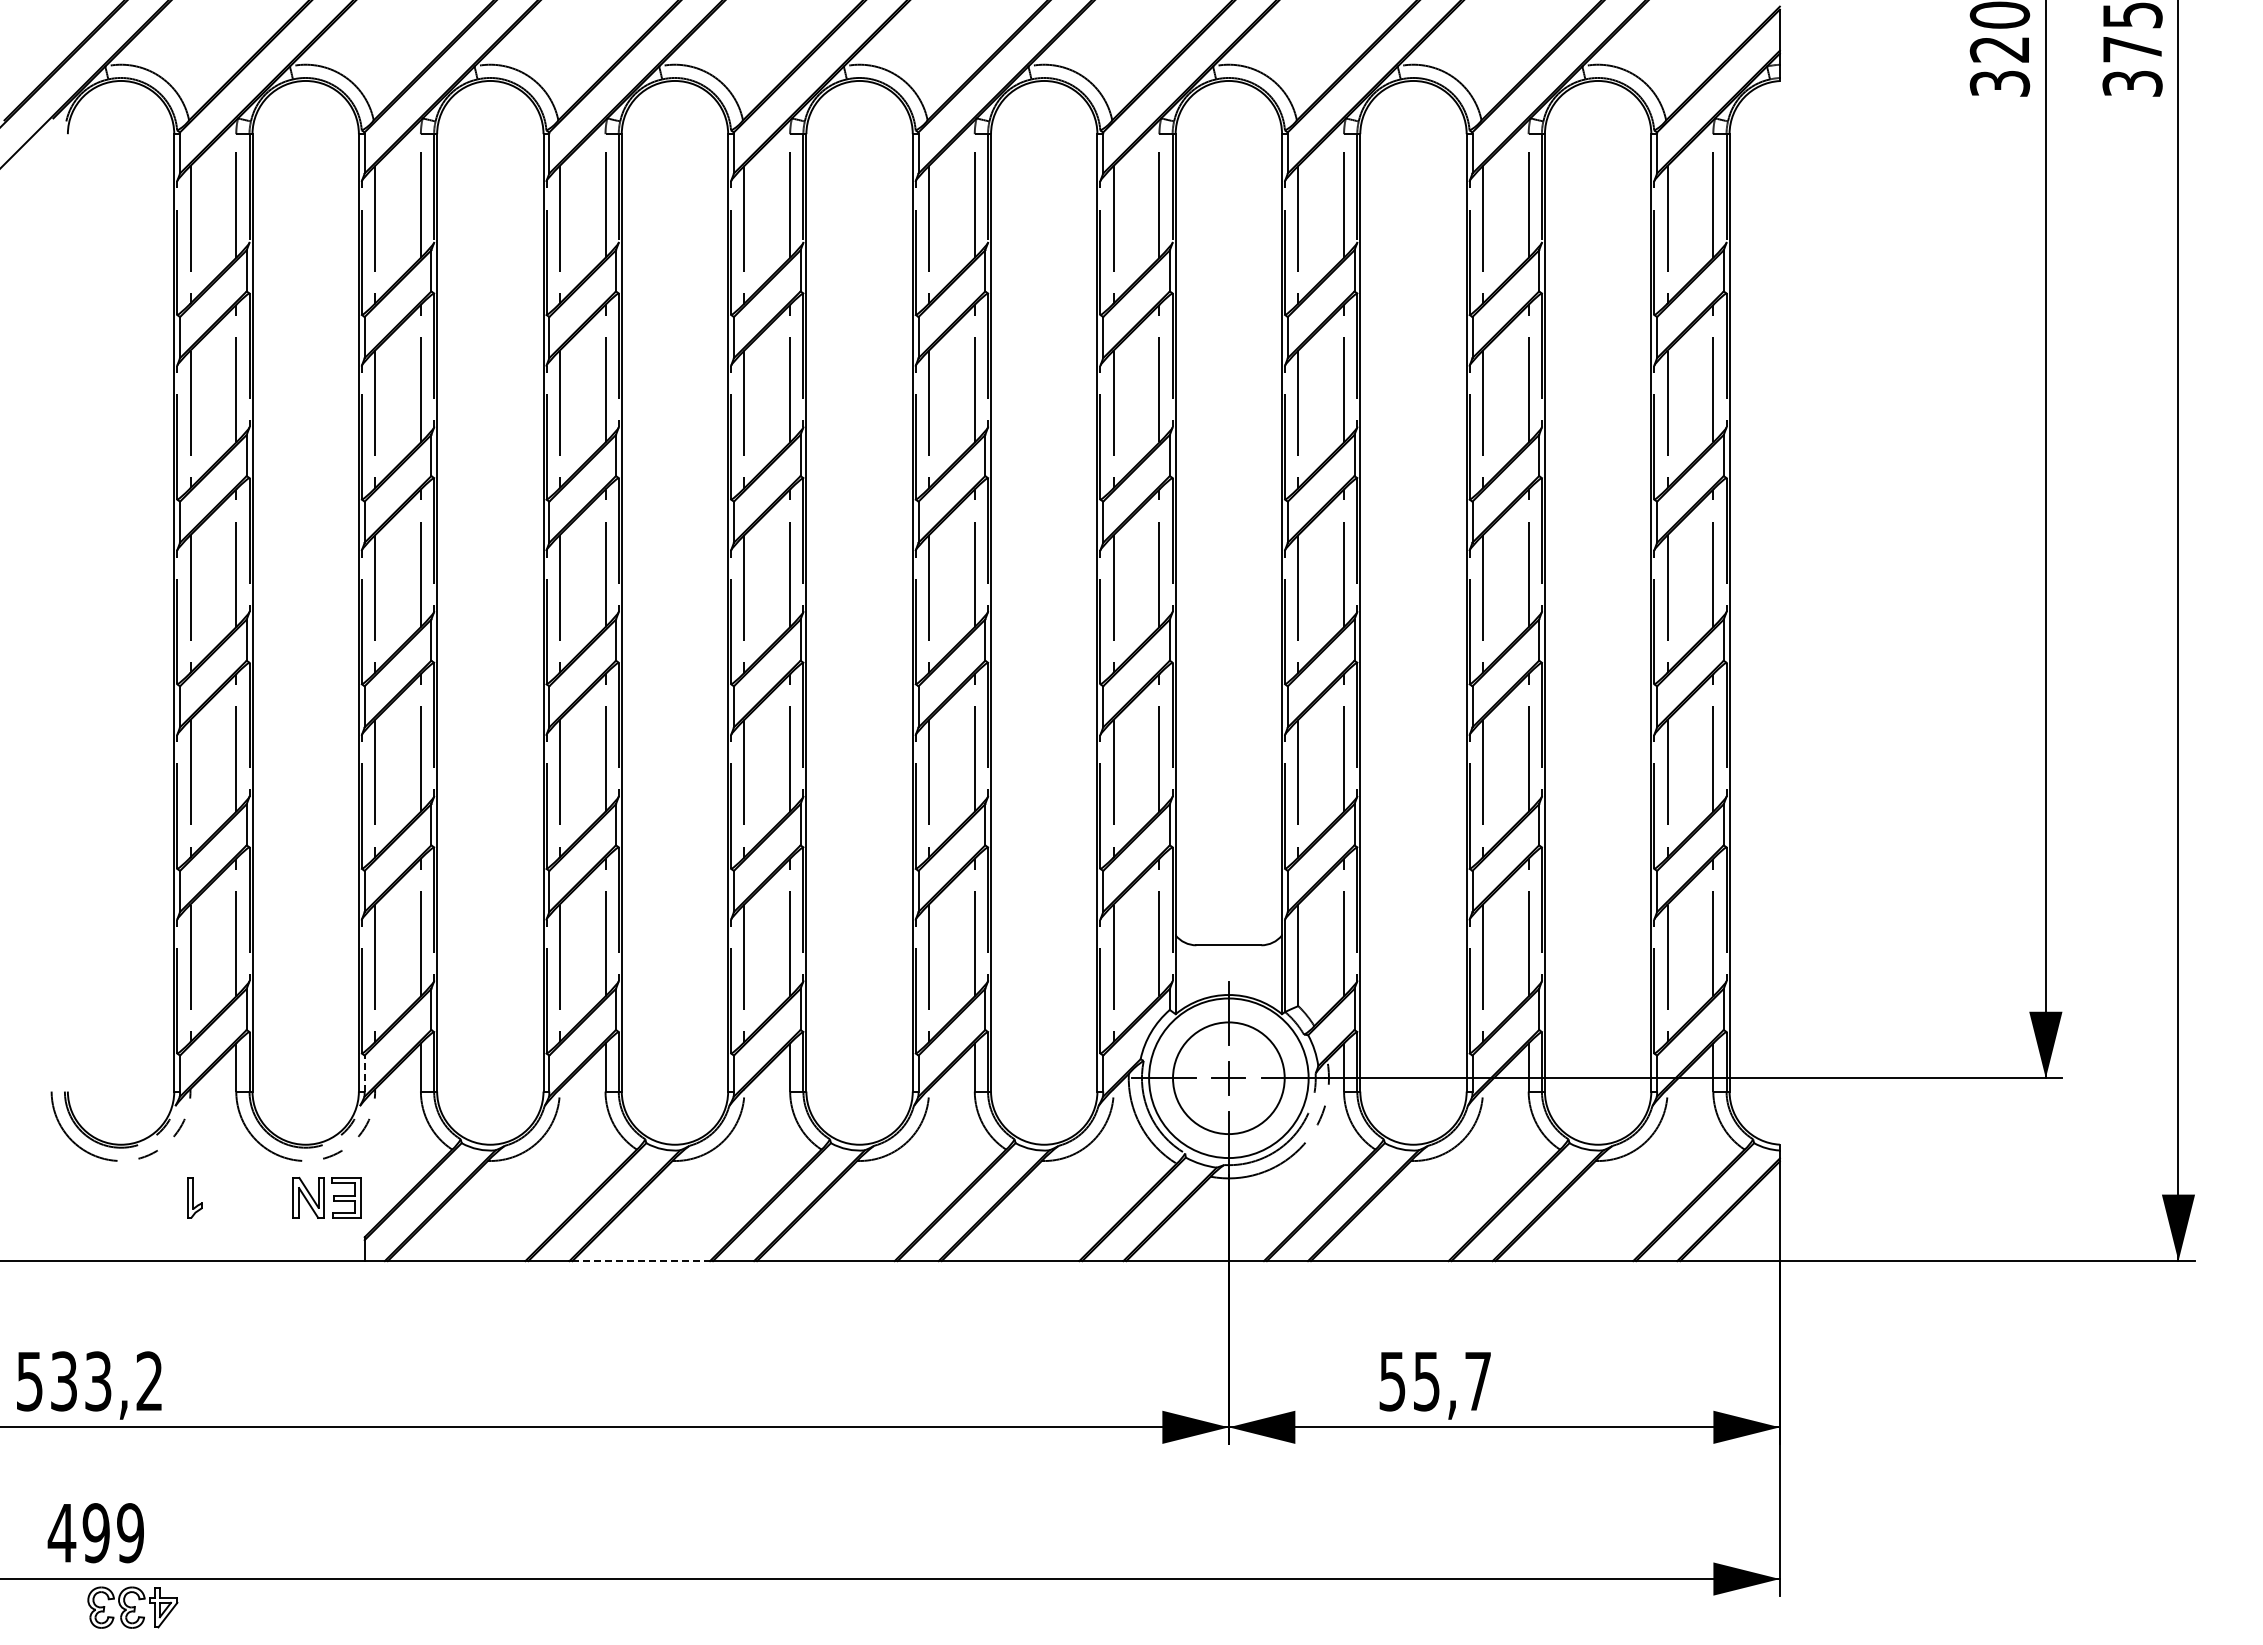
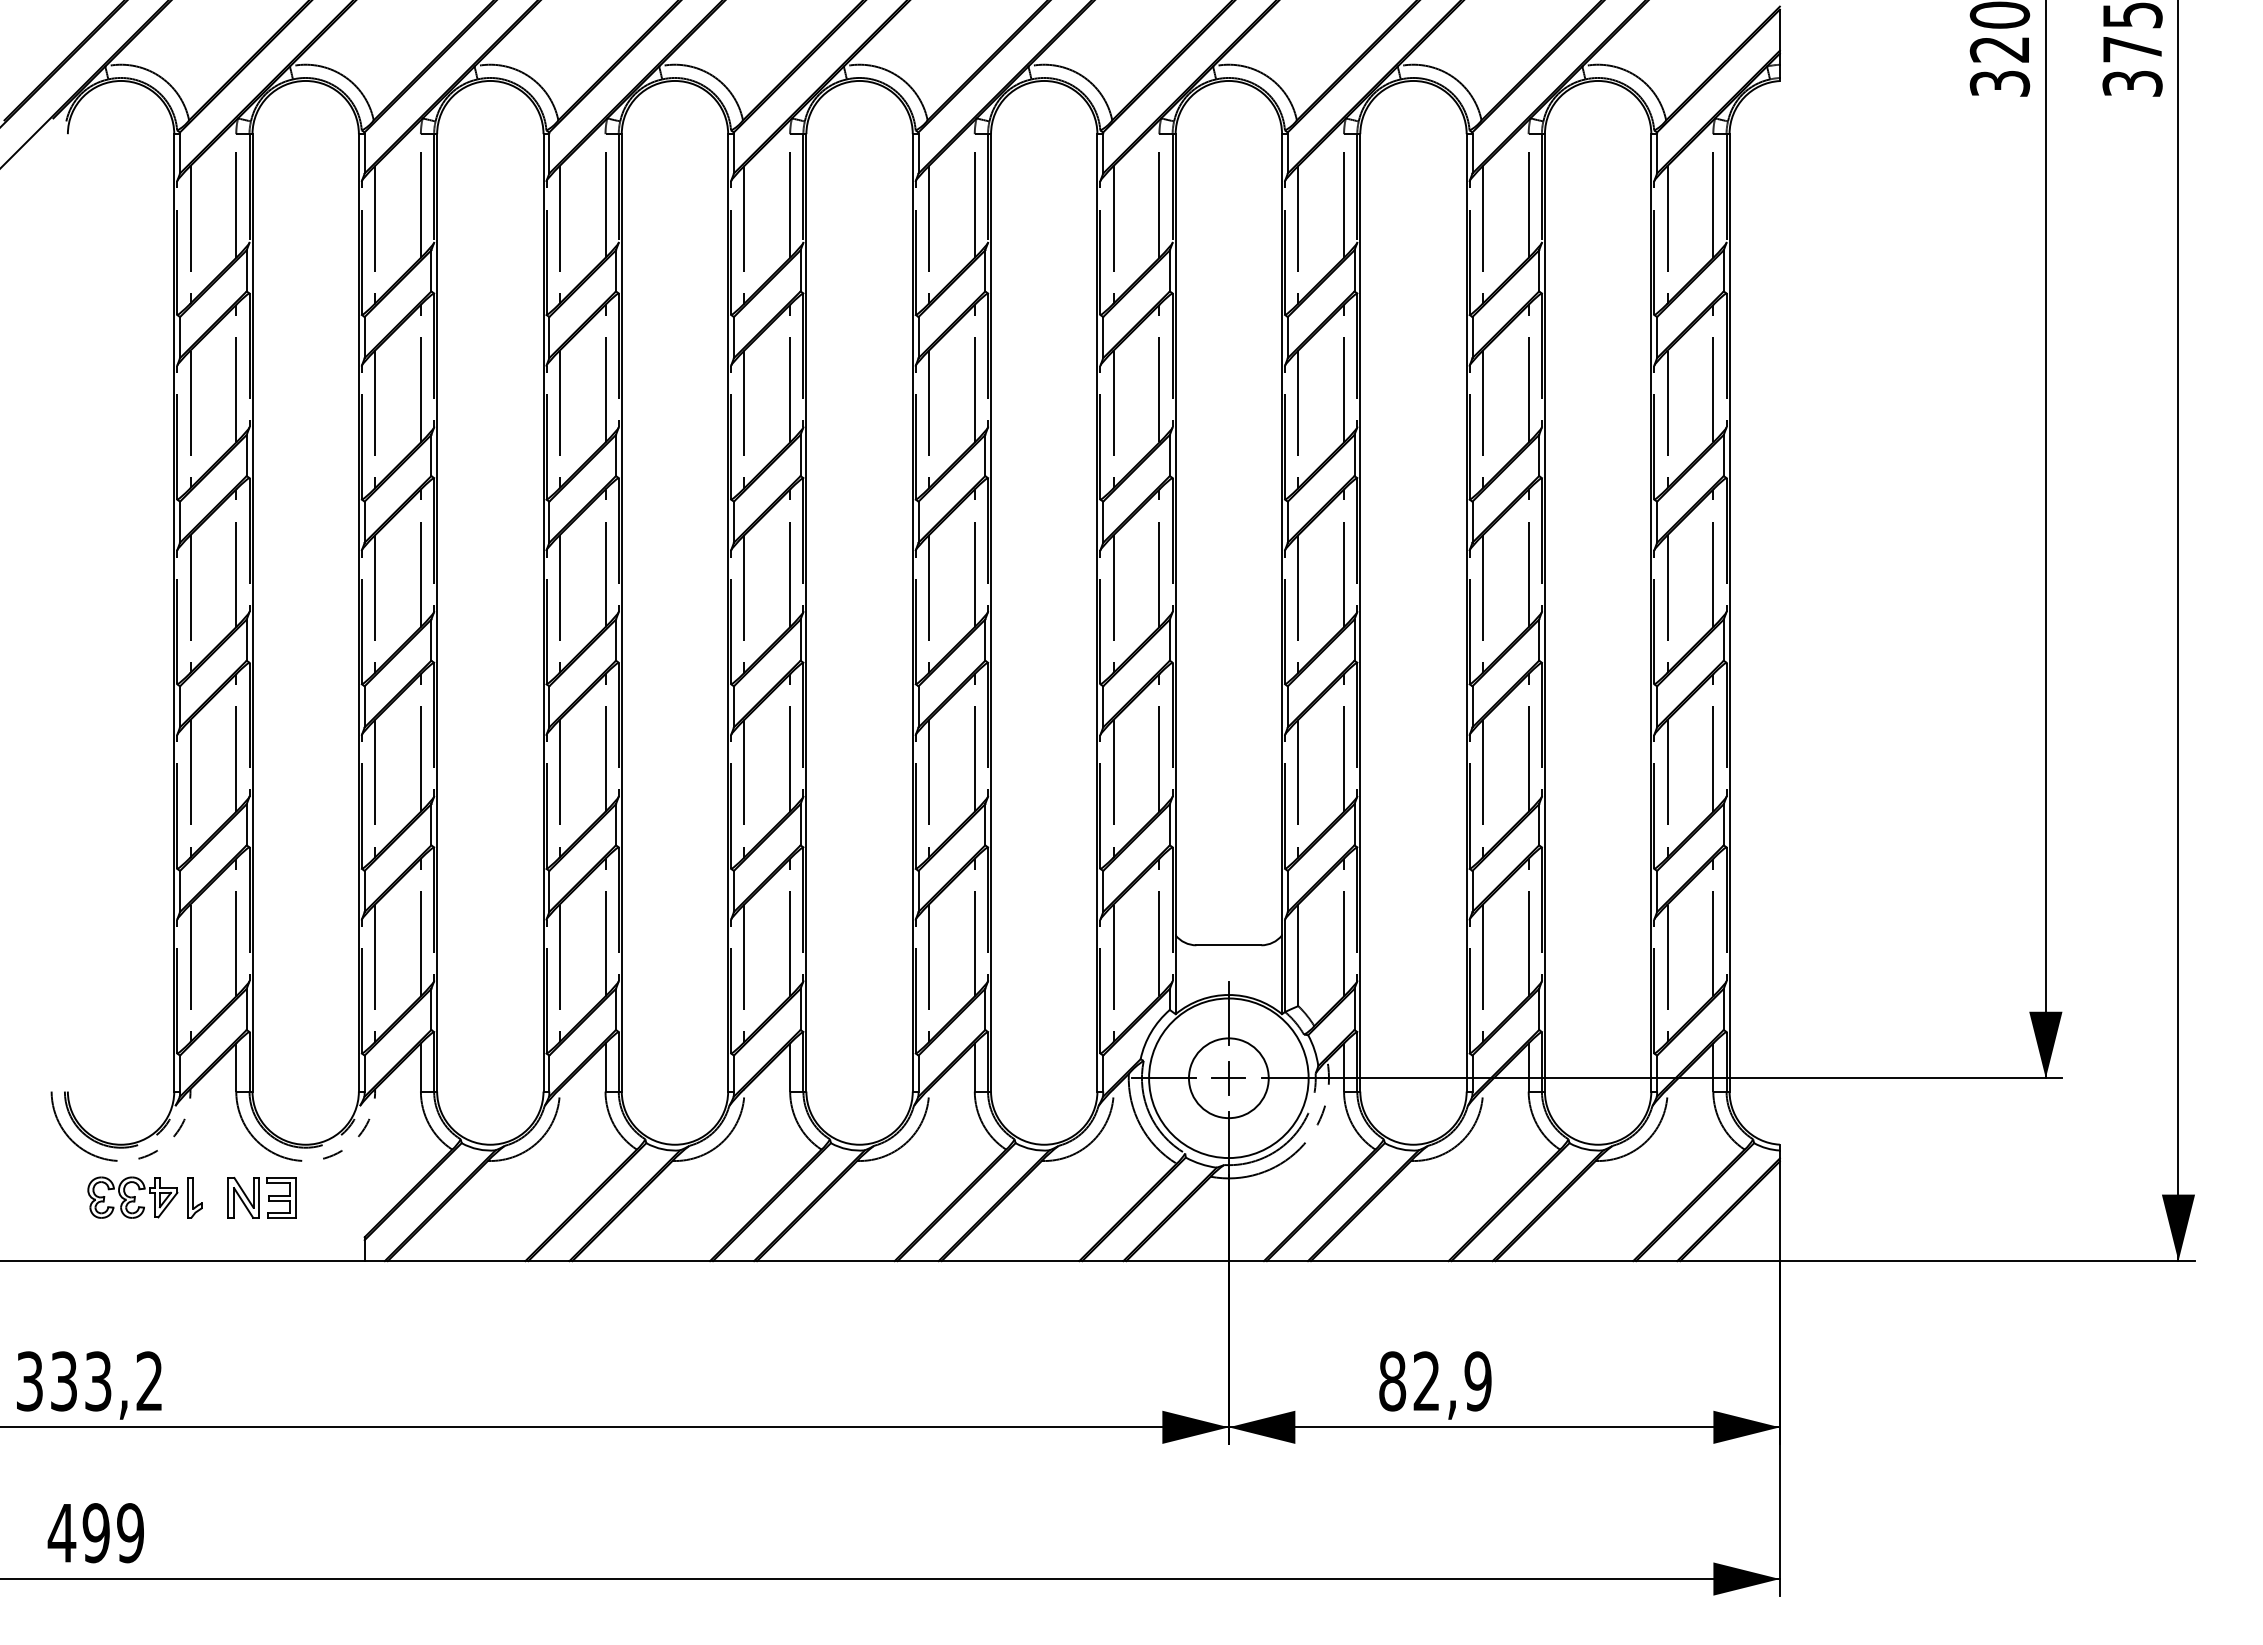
line: dashed -> solid (364, 1073)
circle diameter: 112 px -> 80 px (1228, 1078)
part position: (326, 1197) -> (261, 1197) (261, 1197)
line: dashed -> solid (641, 1261)
text: 533,2 -> 333,2 (29, 1380)
text: 55,7 -> 82,9 (1435, 1381)
part position: (132, 1607) -> (132, 1197) (132, 1197)
